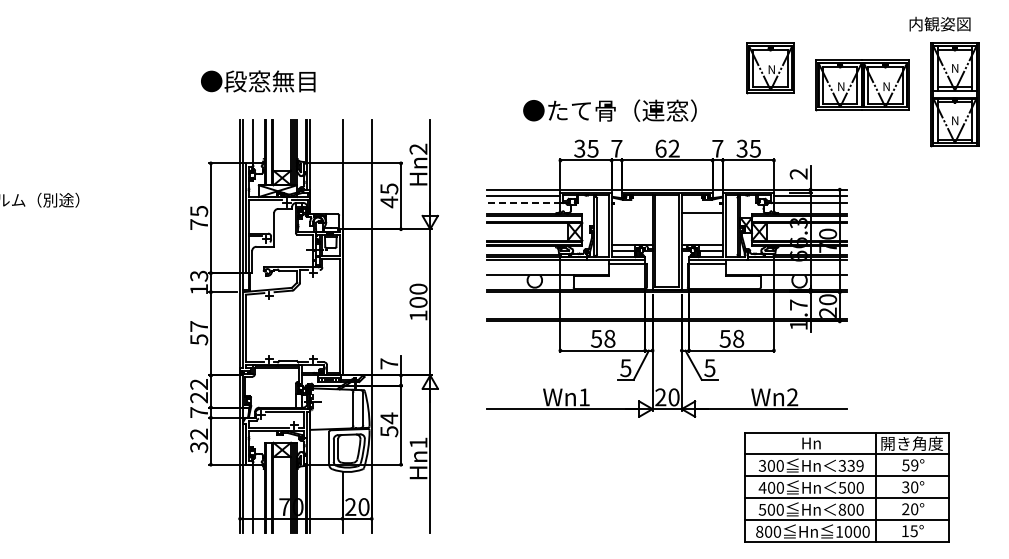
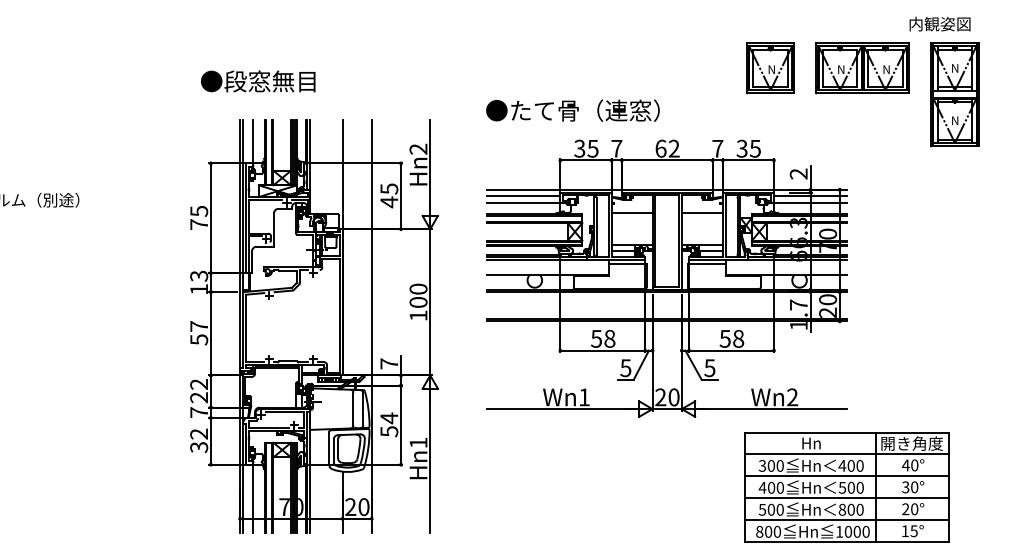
part position: (862, 85) -> (862, 68) (862, 68)
text position: (609, 110) -> (572, 110) (572, 110)
line: dashed -> solid (524, 202)
line: none -> present (631, 213)
text: 339 -> 400 (850, 465)
text: 59° -> 40° (909, 465)
